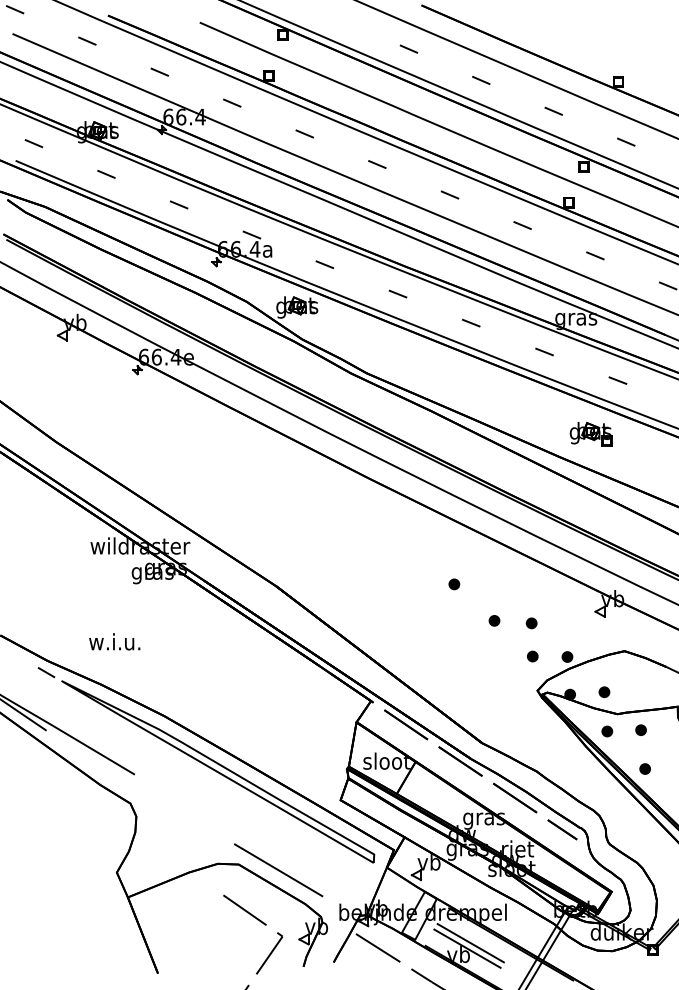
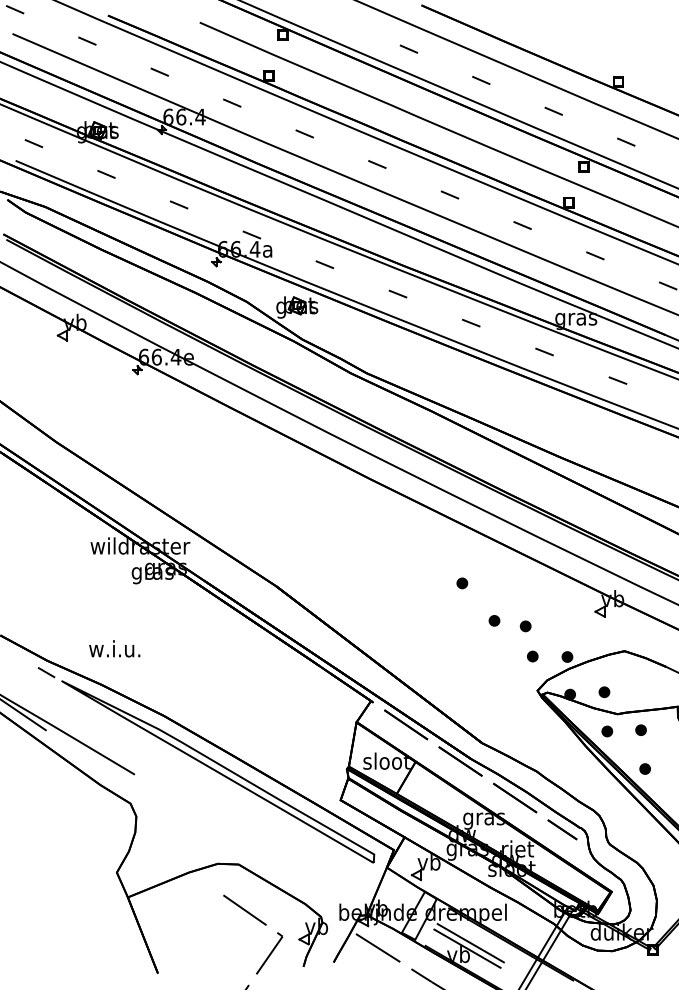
part: present -> none (590, 434)
part position: (454, 584) -> (462, 583) (462, 583)
part position: (531, 623) -> (525, 626) (525, 626)
text position: (114, 641) -> (114, 648) (114, 648)
line: present -> none (278, 870)
